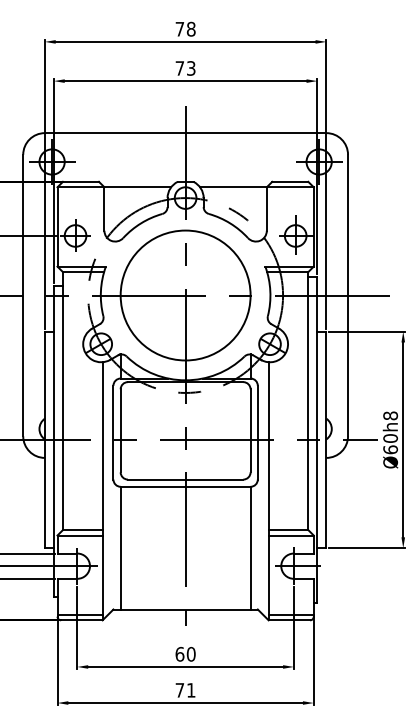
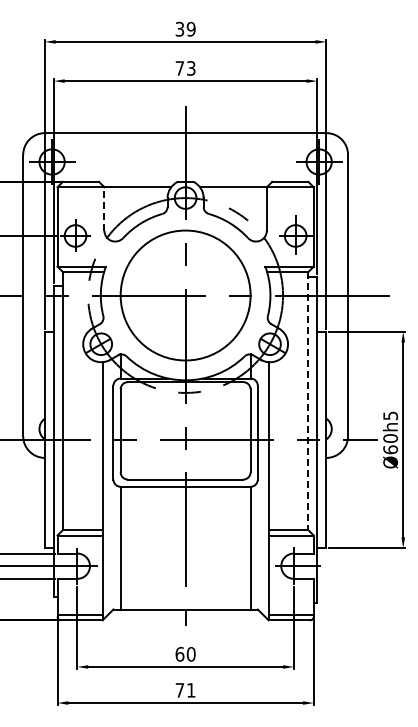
text: 78 -> 39 (185, 28)
line: solid -> dashed (104, 209)
line: solid -> dashed (308, 401)
text: Ø60h8 -> Ø60h5 (390, 415)
